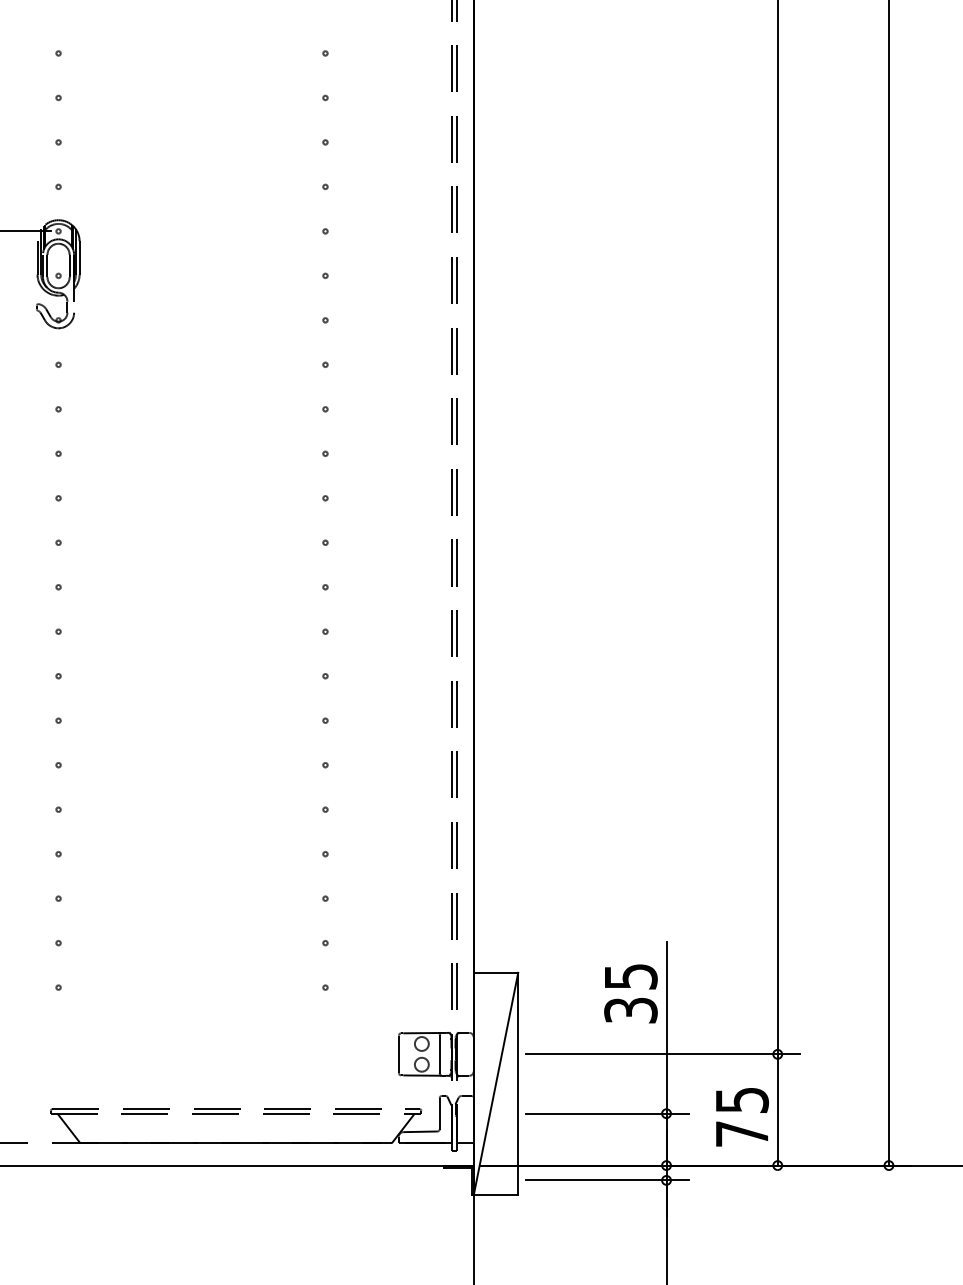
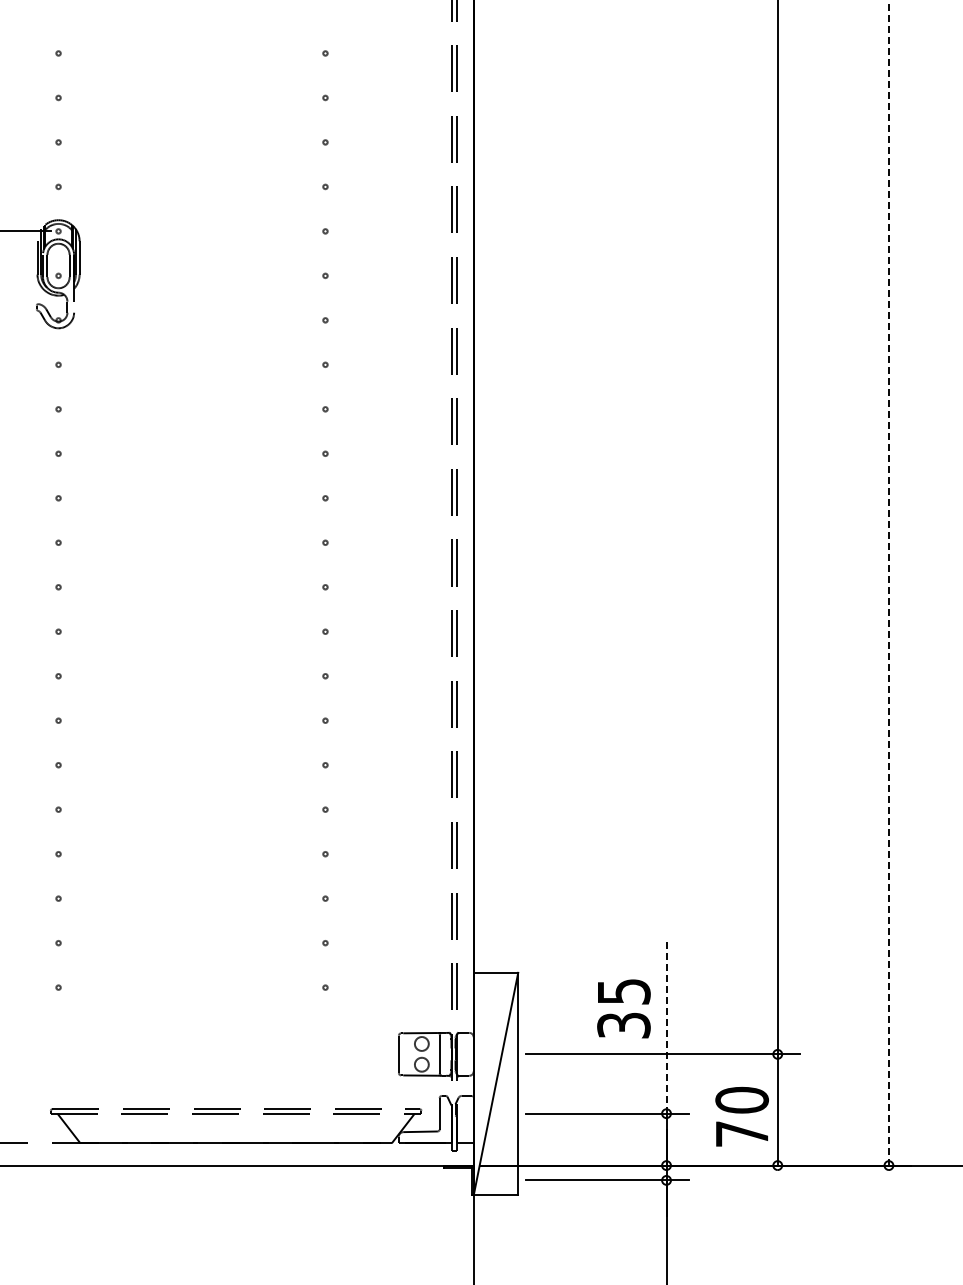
line: solid -> dashed (888, 582)
text position: (630, 993) -> (623, 1008) (623, 1008)
line: solid -> dashed (666, 1027)
text: 75 -> 70 (741, 1099)
